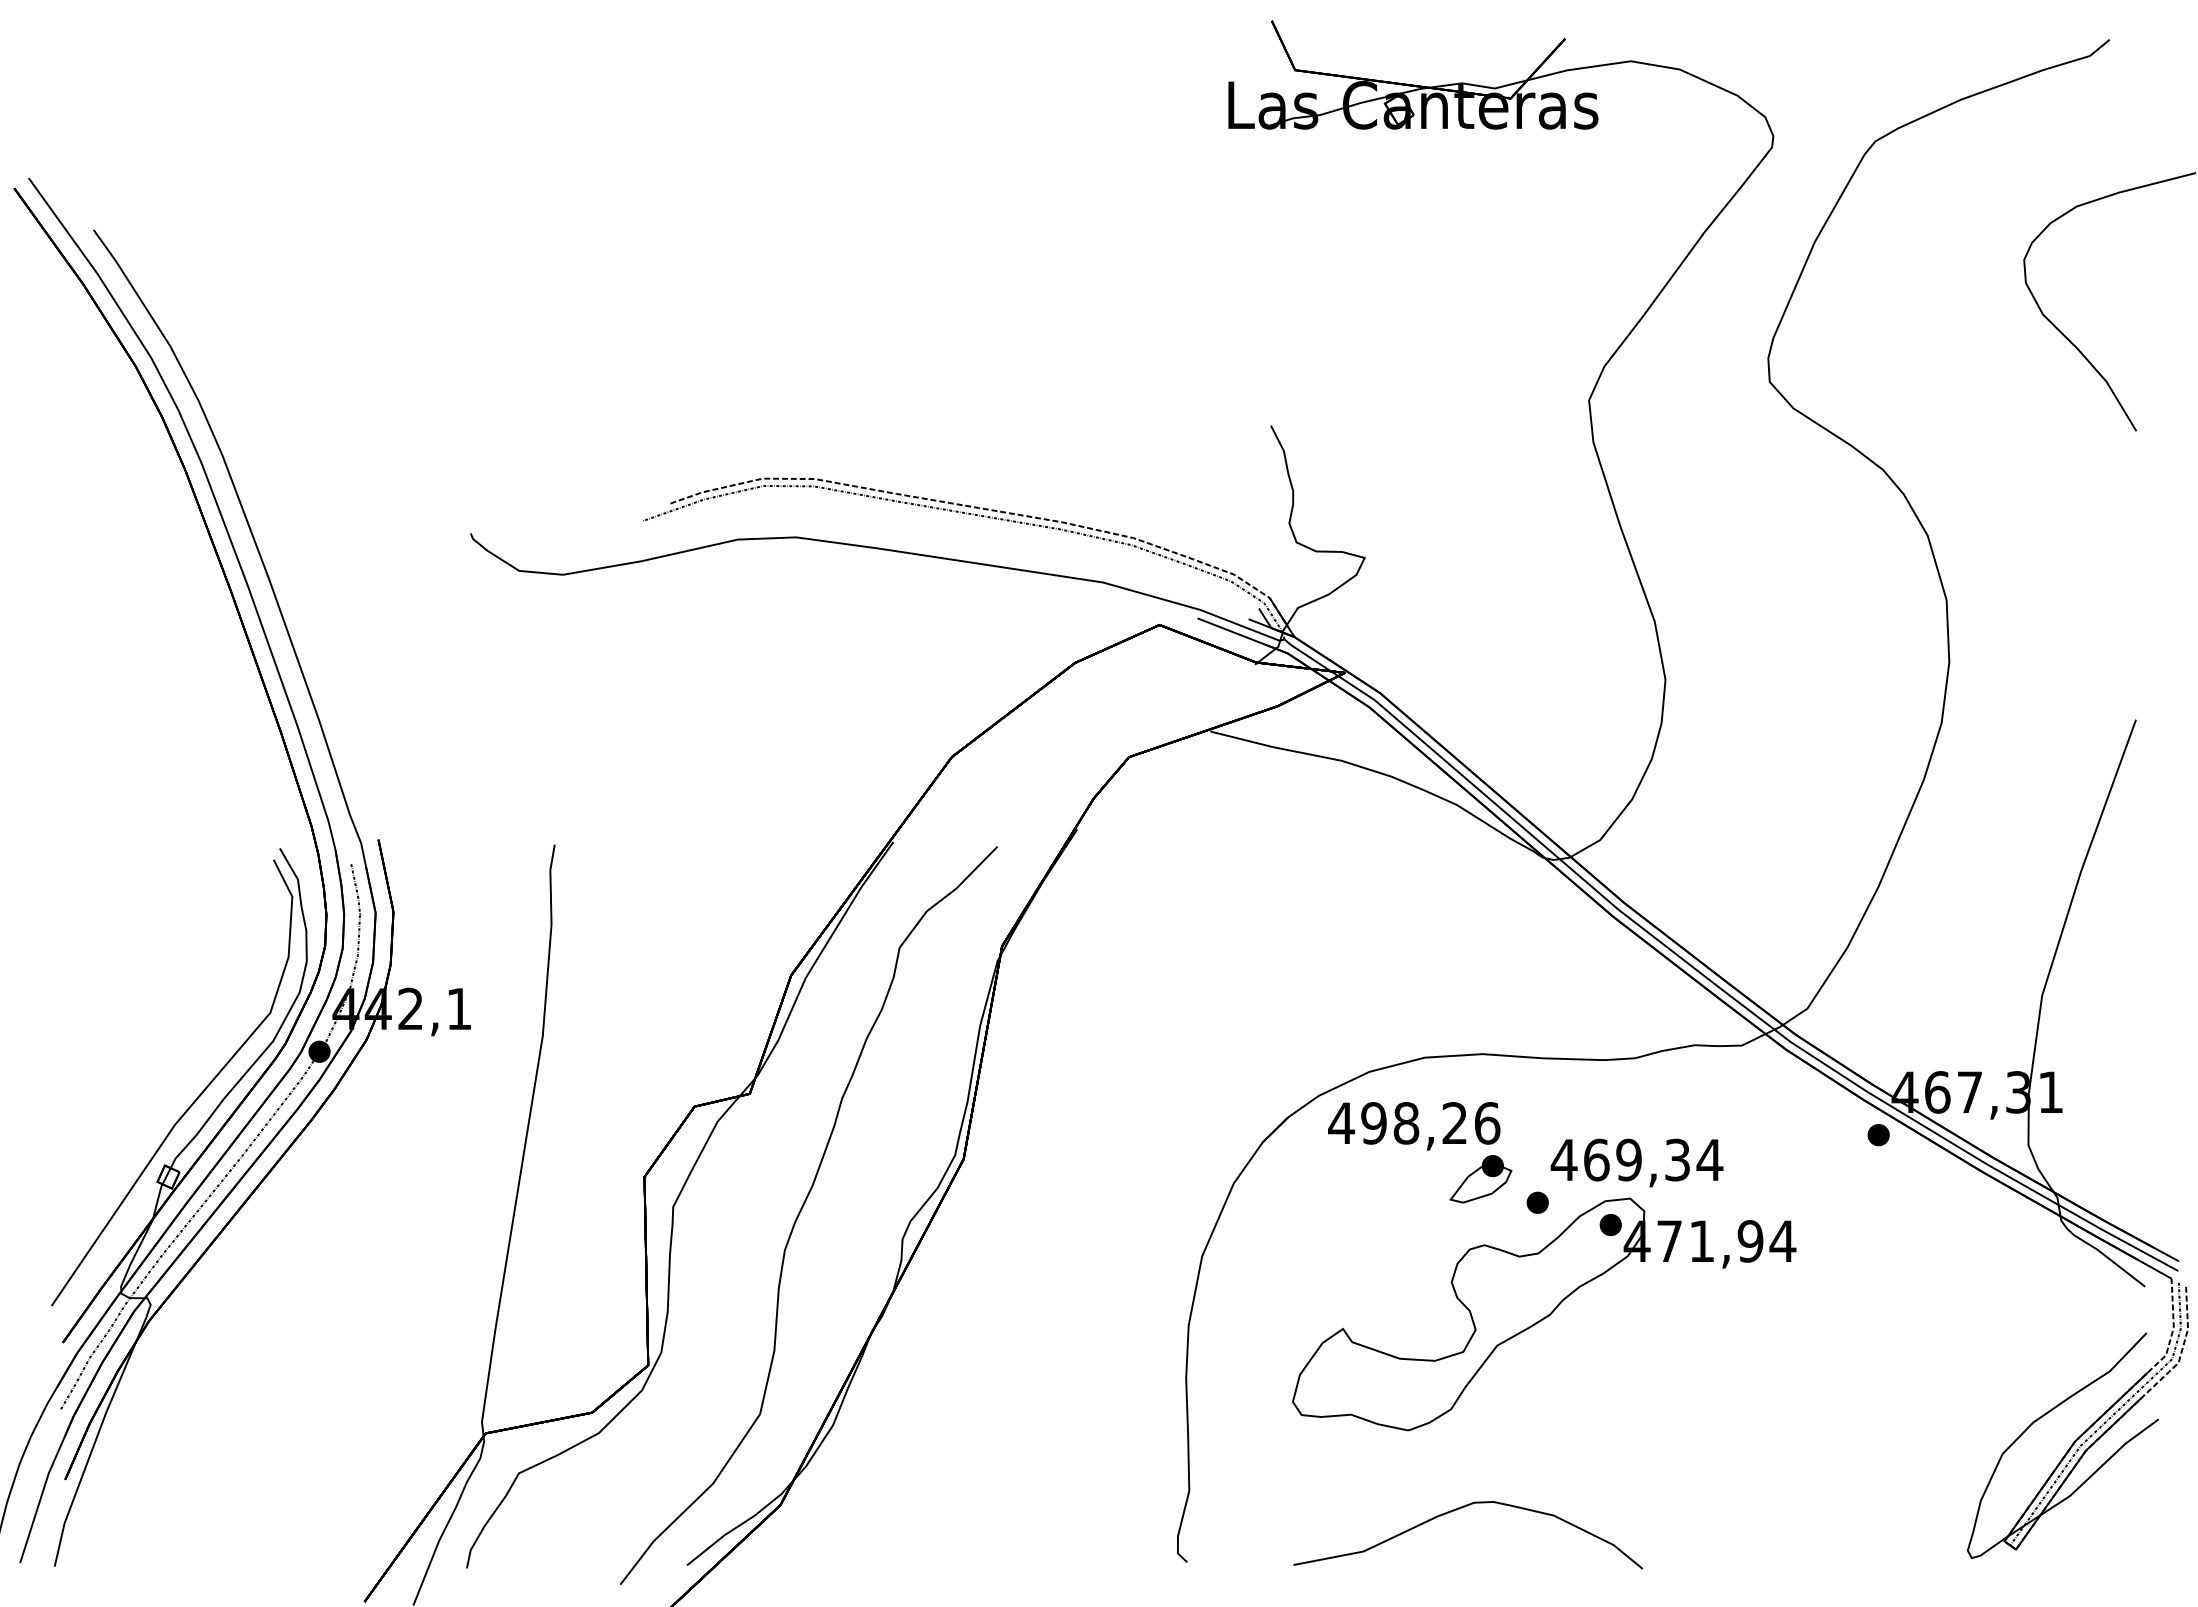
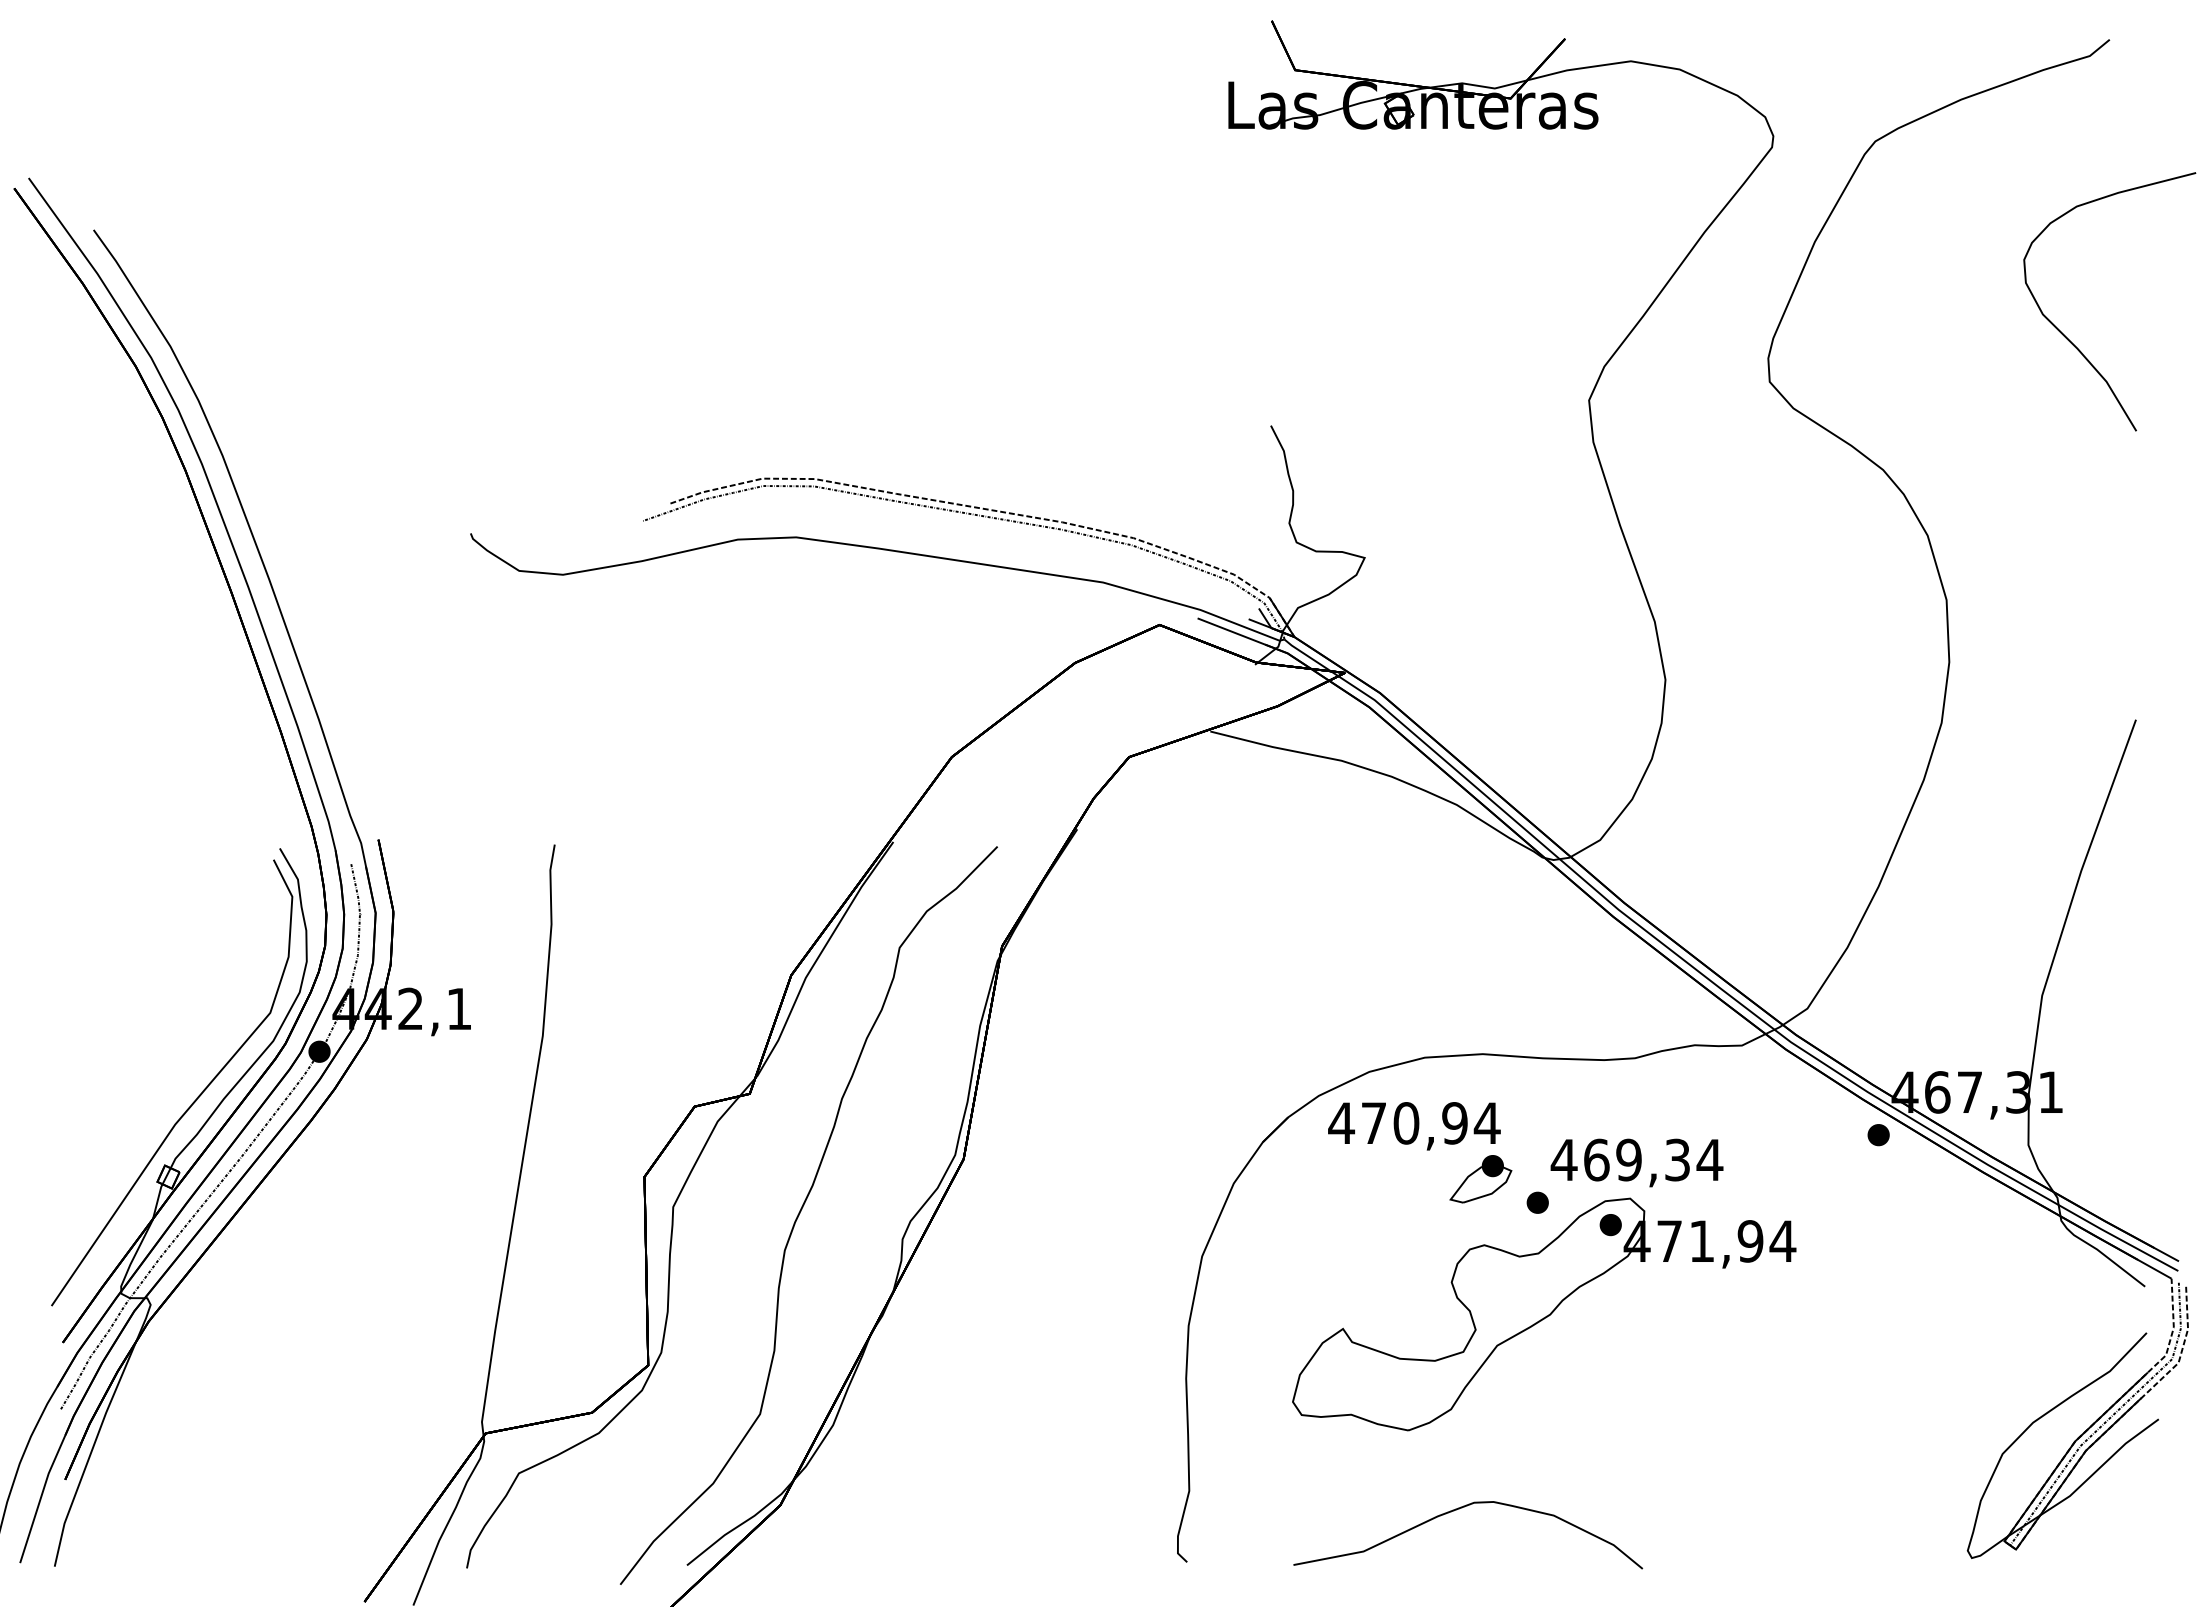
text: 498,26 -> 470,94 (1430, 1123)
